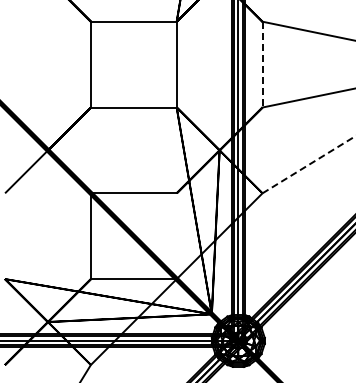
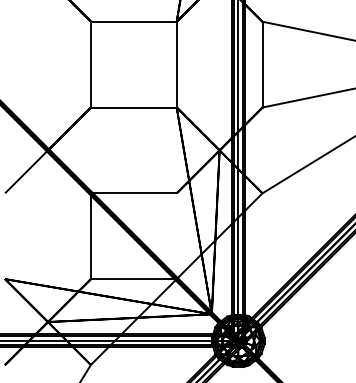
line: dashed -> solid (262, 64)
line: dashed -> solid (309, 164)
